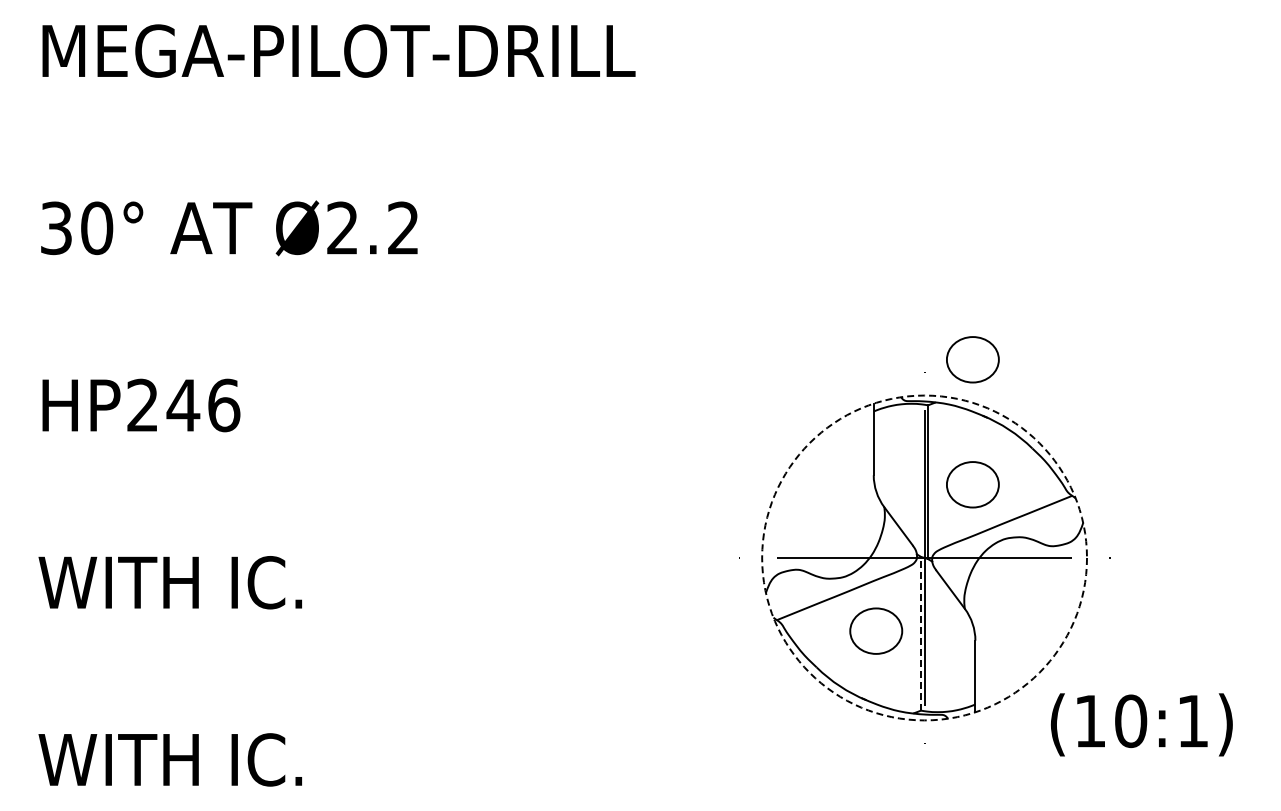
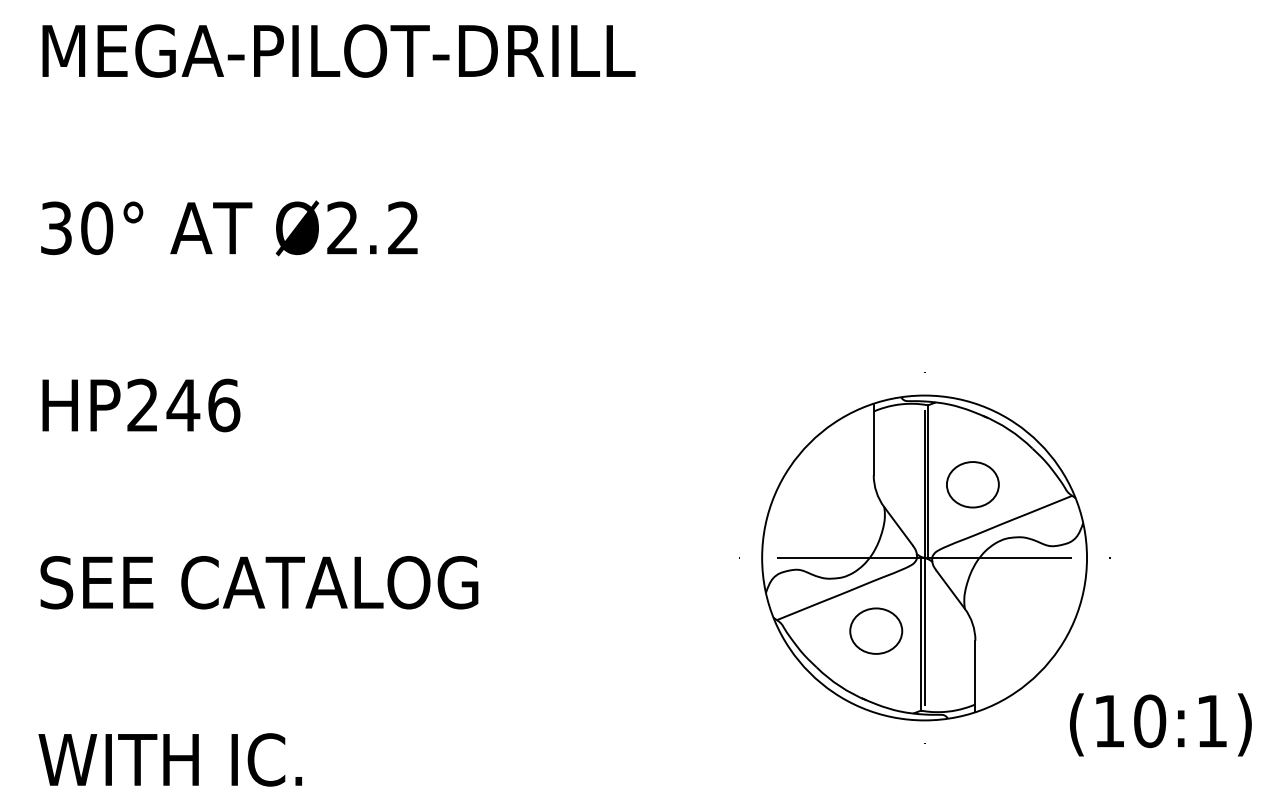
part: present -> none (972, 359)
circle: dashed -> solid (924, 557)
text: WITH IC. -> SEE CATALOG (258, 582)
line: dashed -> solid (920, 633)
text position: (1141, 724) -> (1160, 724) (1160, 724)
